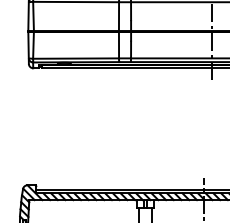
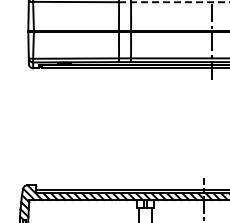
line: solid -> dashed (174, 2)
